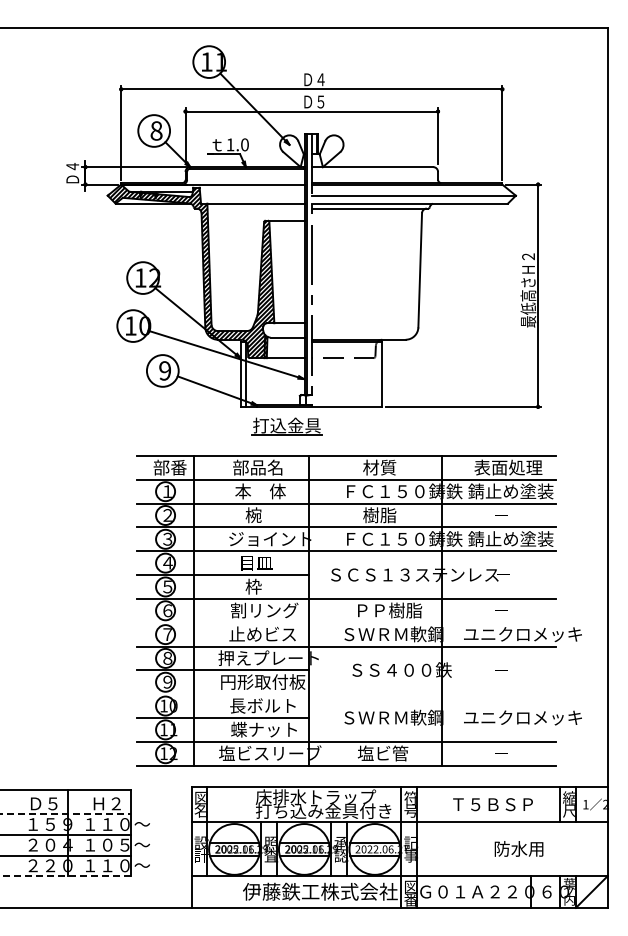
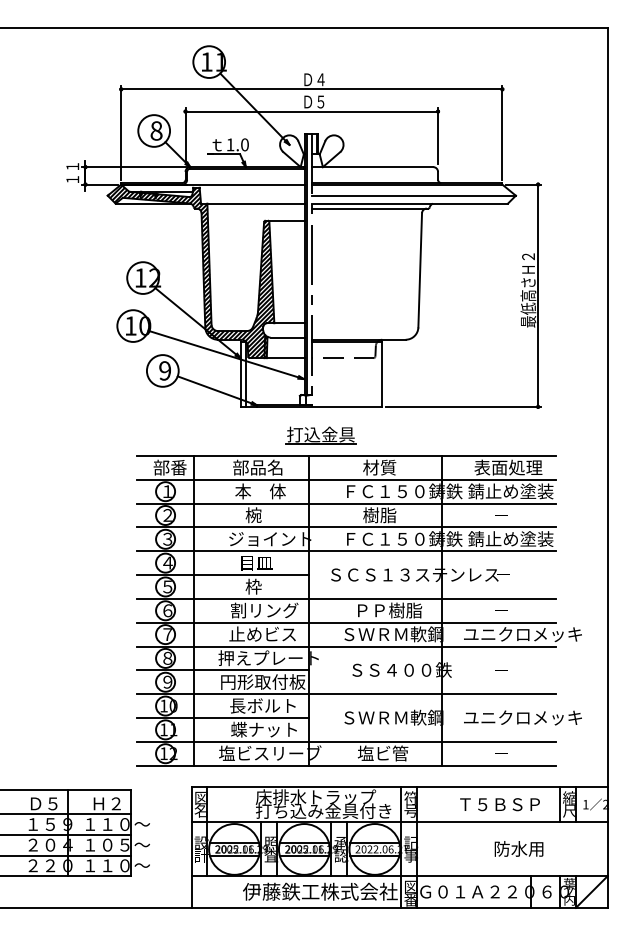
text: Ｄ４ -> １１ (72, 173)
part position: (286, 426) -> (320, 435) (320, 435)
line: none -> present (346, 622)
line: none -> present (346, 694)
text position: (492, 804) -> (499, 804) (499, 804)
line: dashed -> solid (66, 814)
line: dashed -> solid (65, 876)
